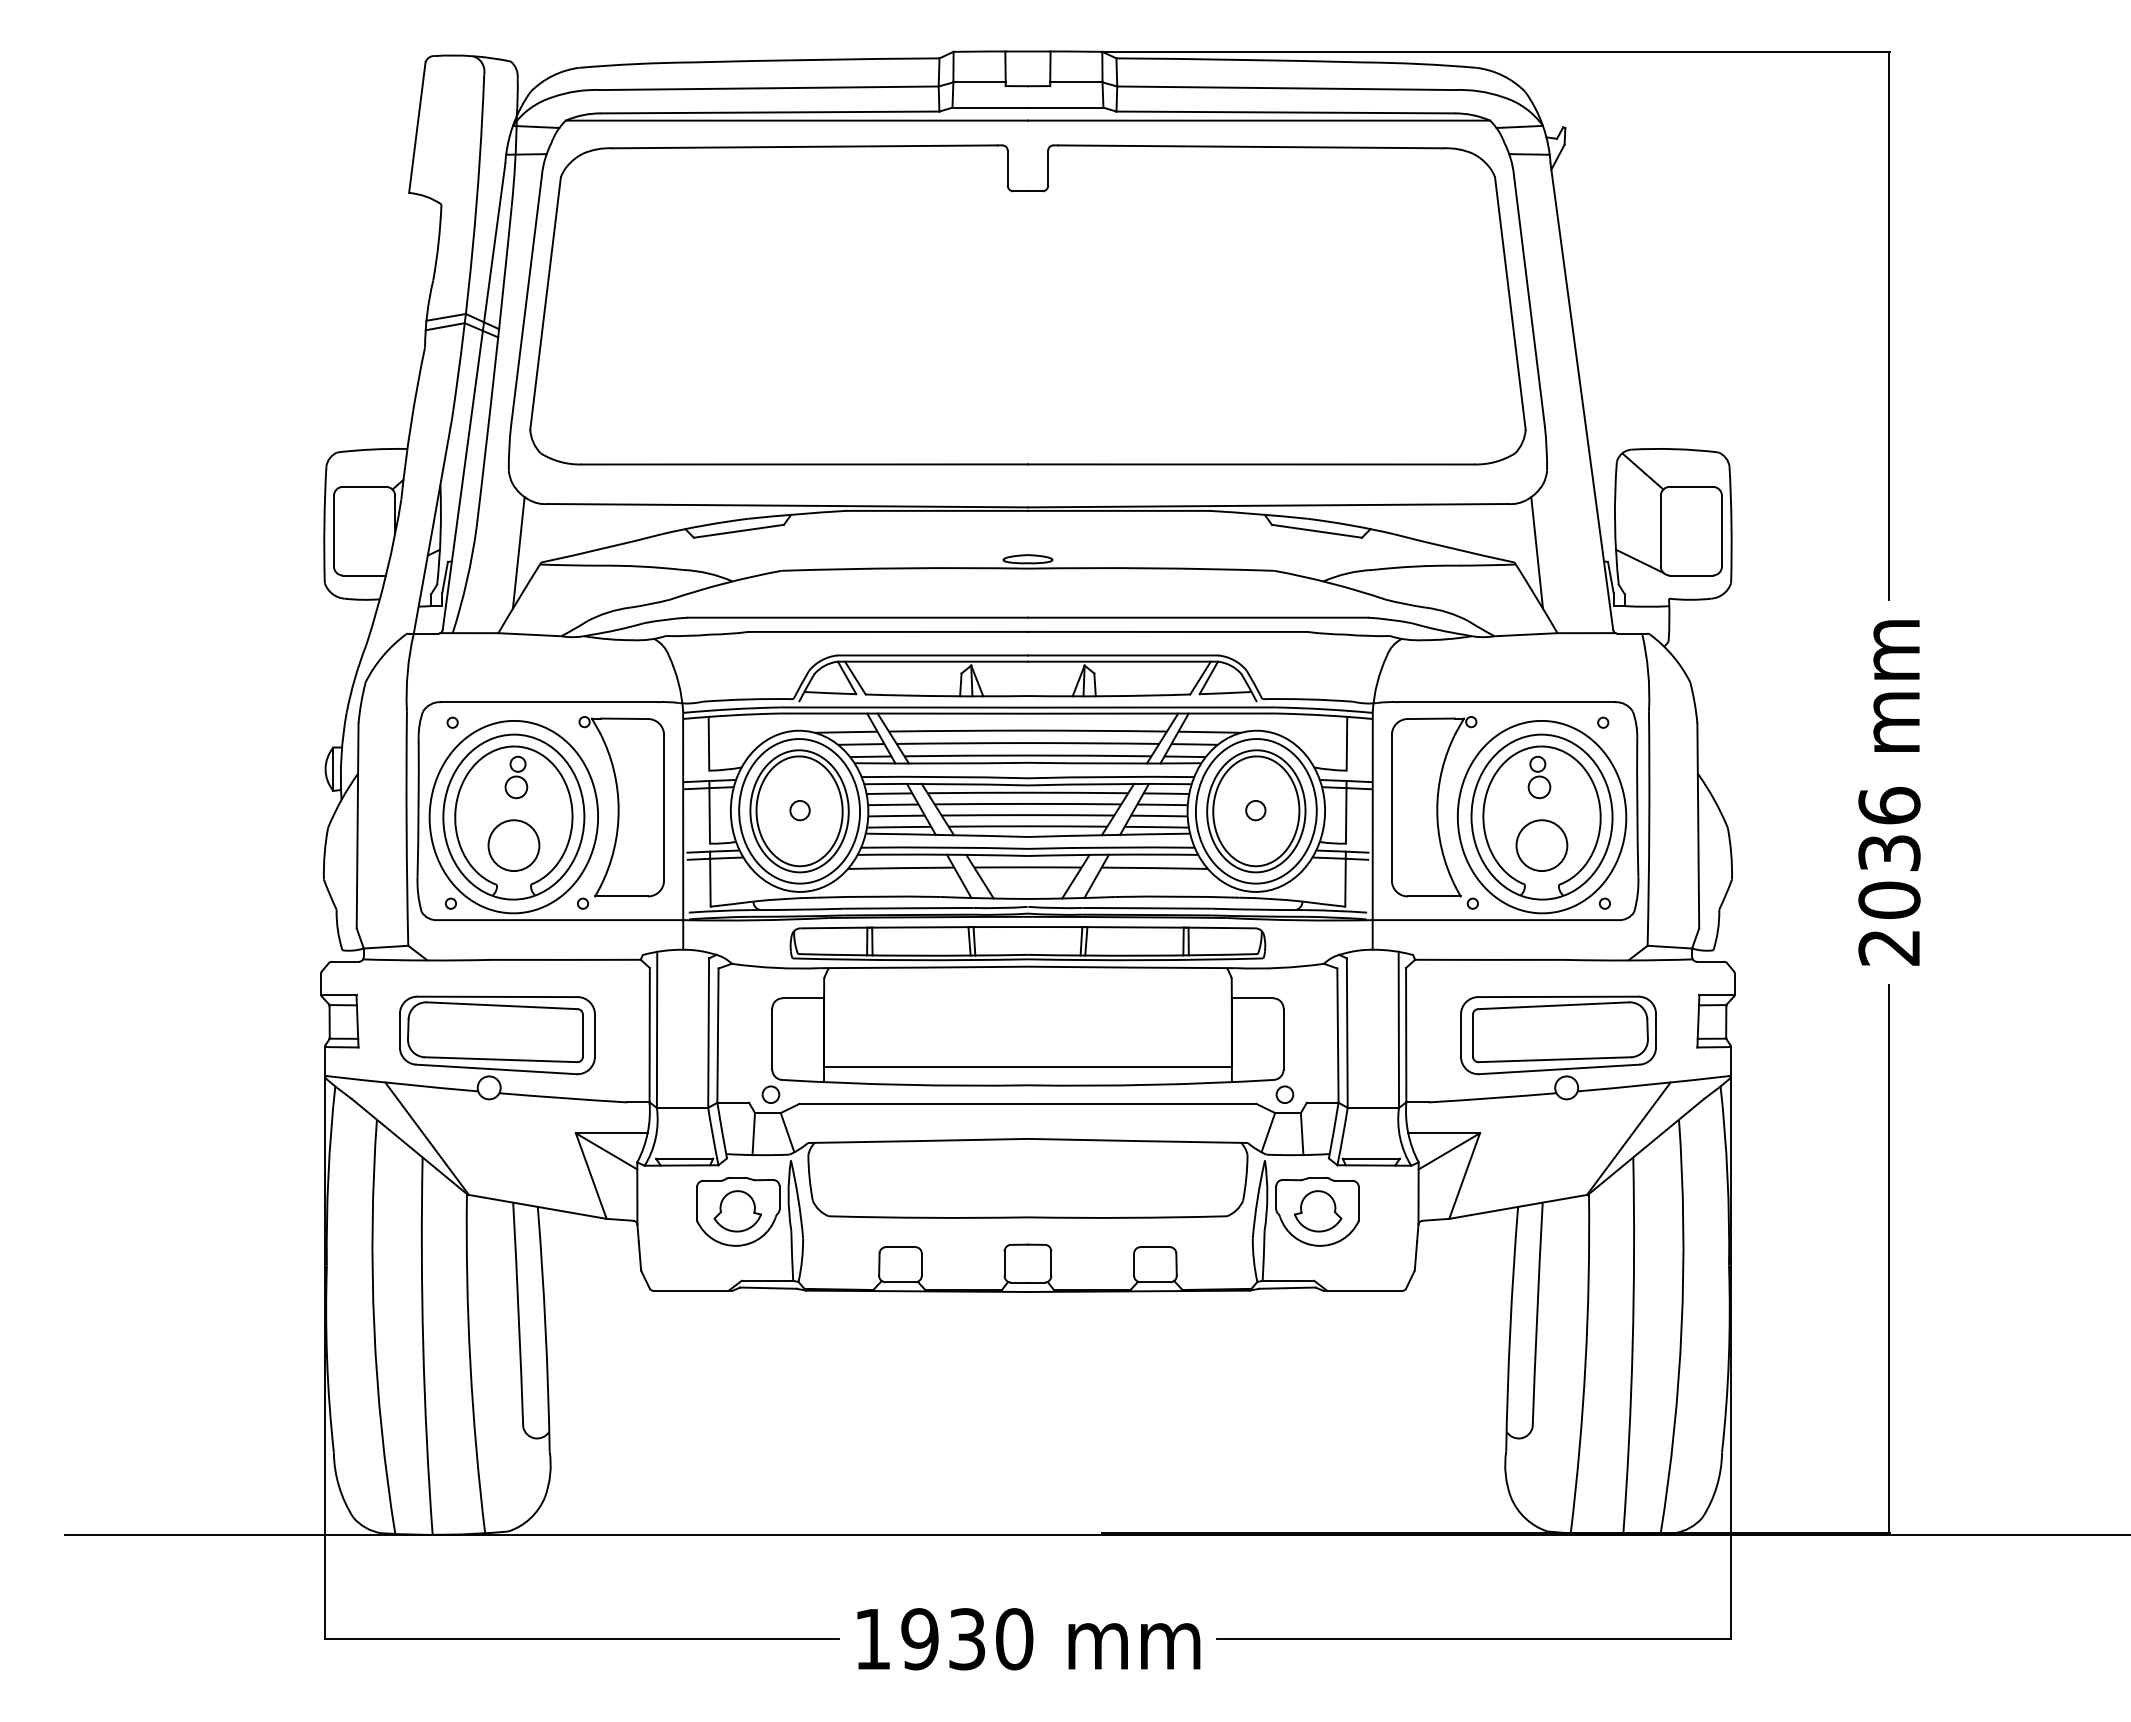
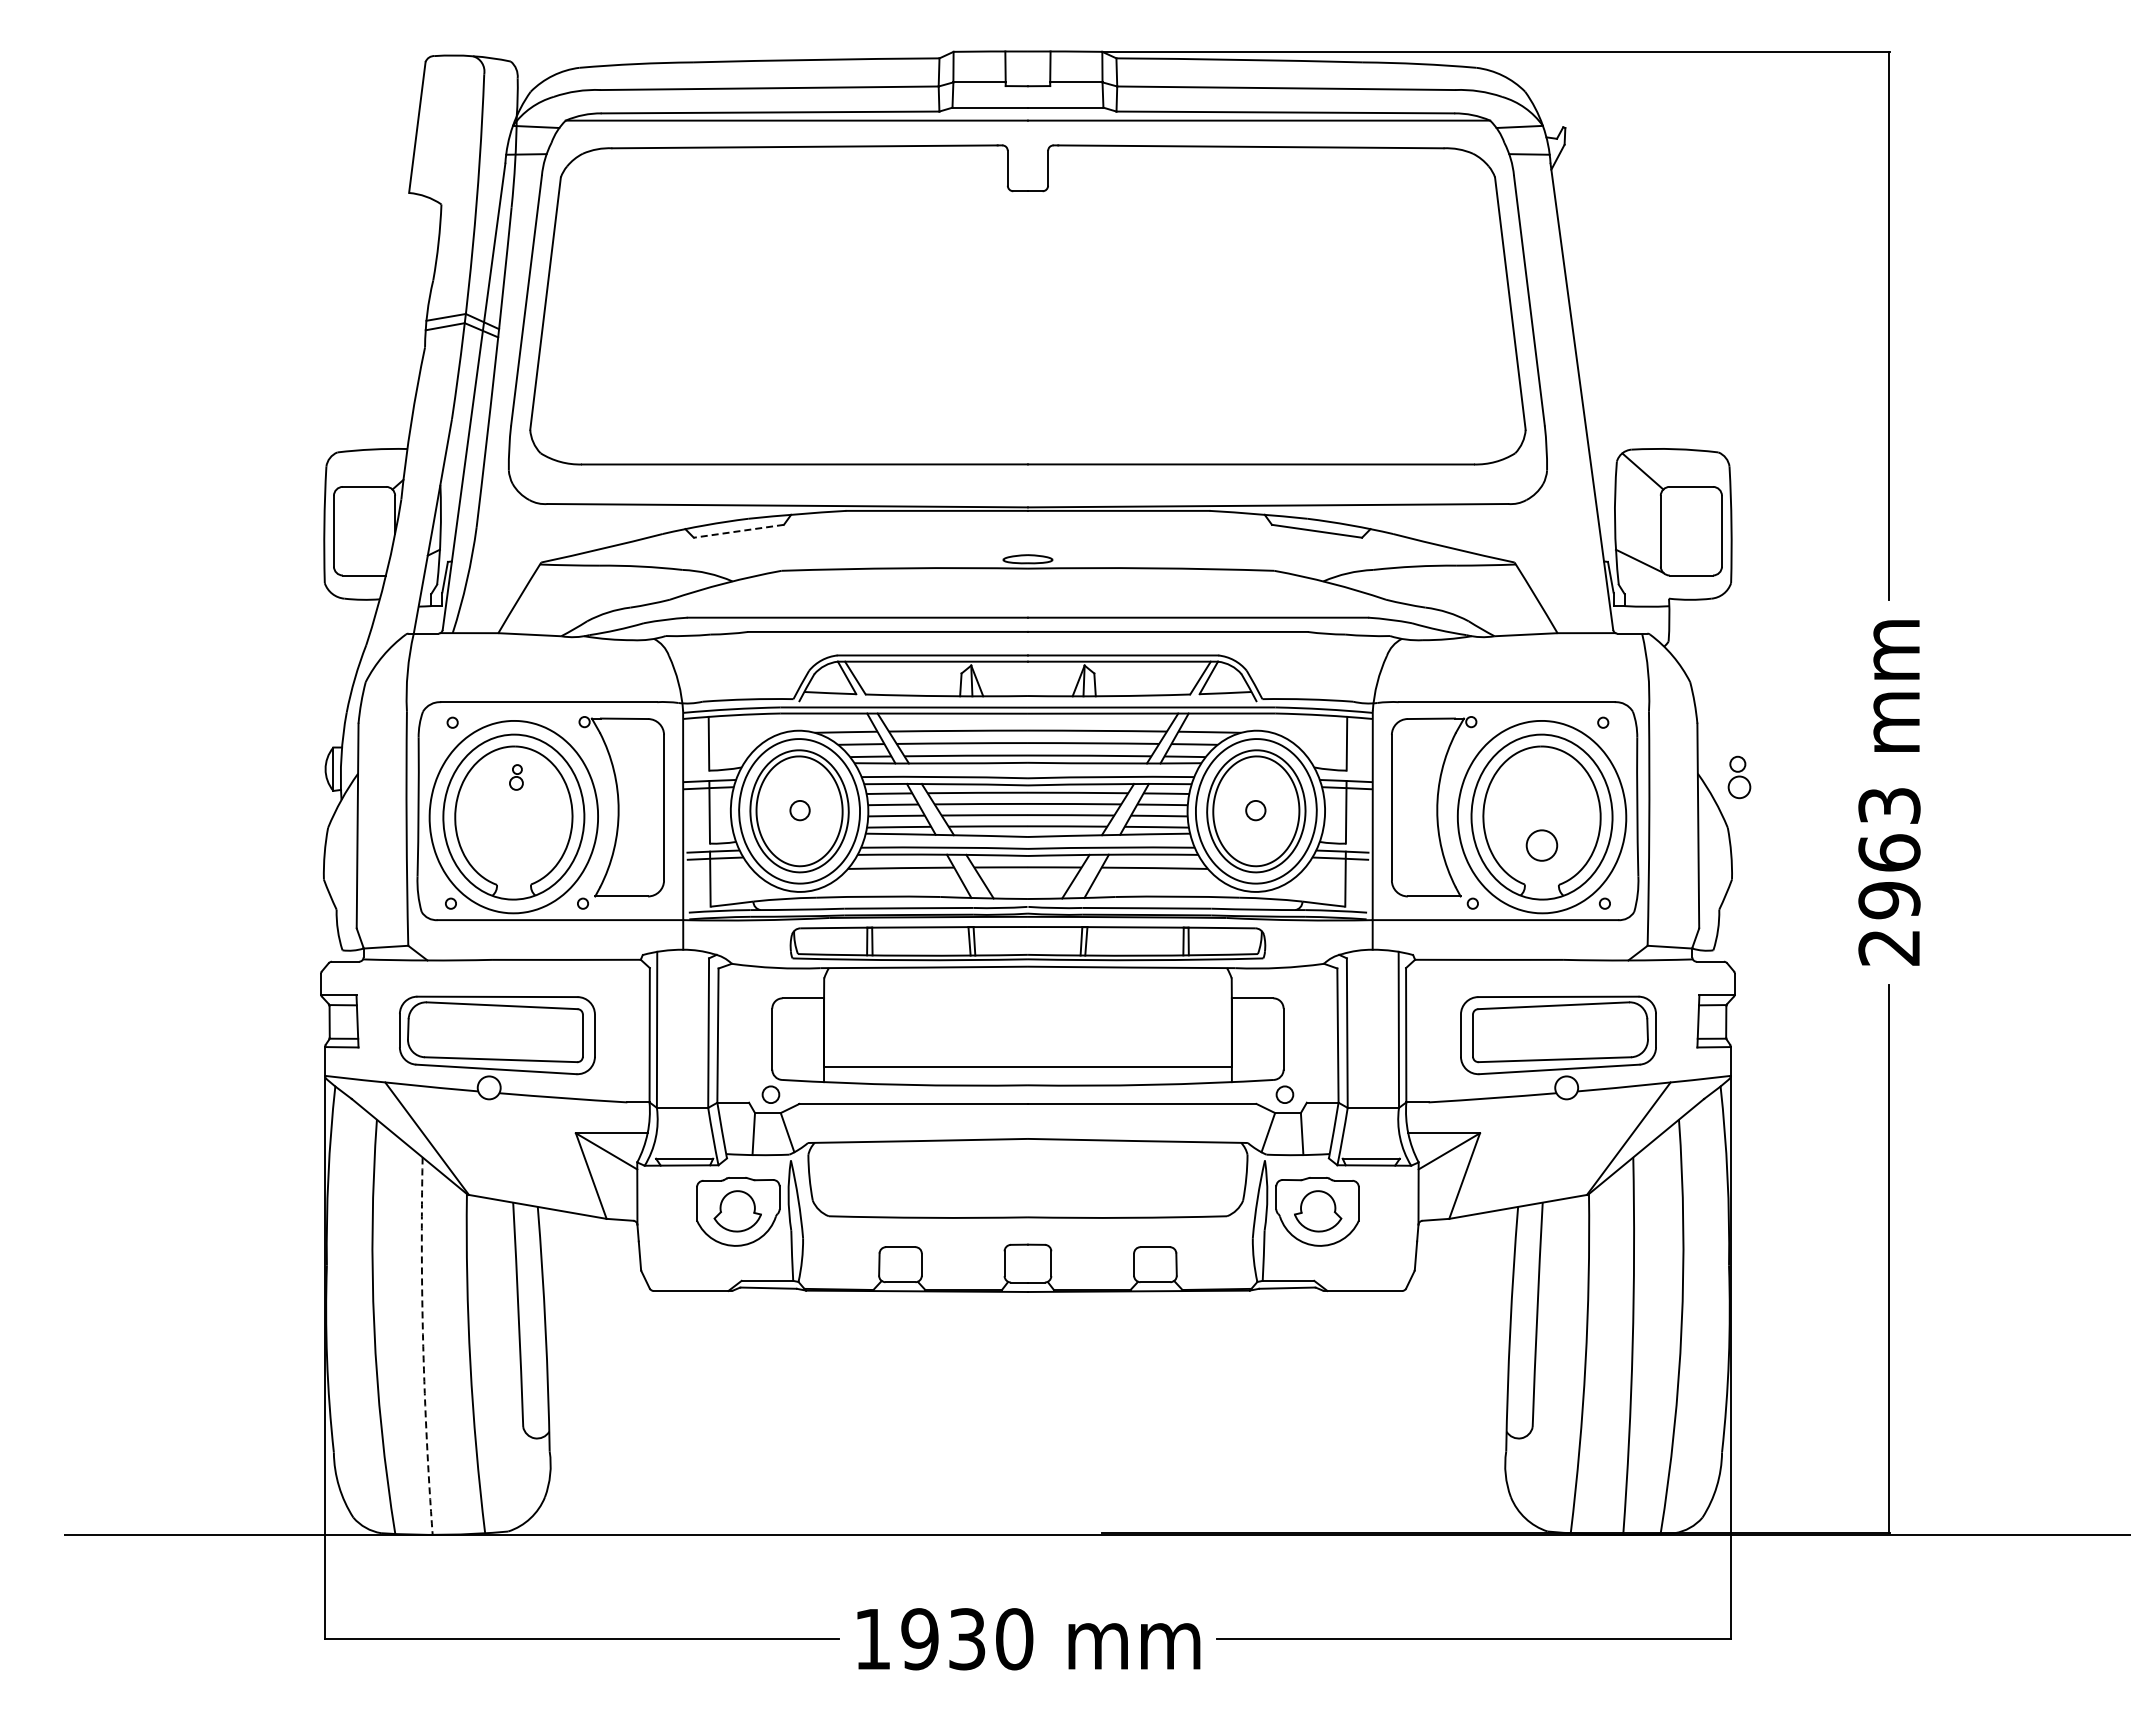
line: solid -> dashed (738, 531)
line: present -> none (518, 552)
line: present -> none (1537, 552)
part size: 25x45 px -> 15x27 px (516, 777)
part position: (1539, 777) -> (1739, 777) (1739, 777)
circle: present -> none (513, 845)
circle size: 54x53 px -> 34x33 px (1541, 845)
text: 2036 -> 2963 (1889, 853)
arc: solid -> dashed (423, 1346)
